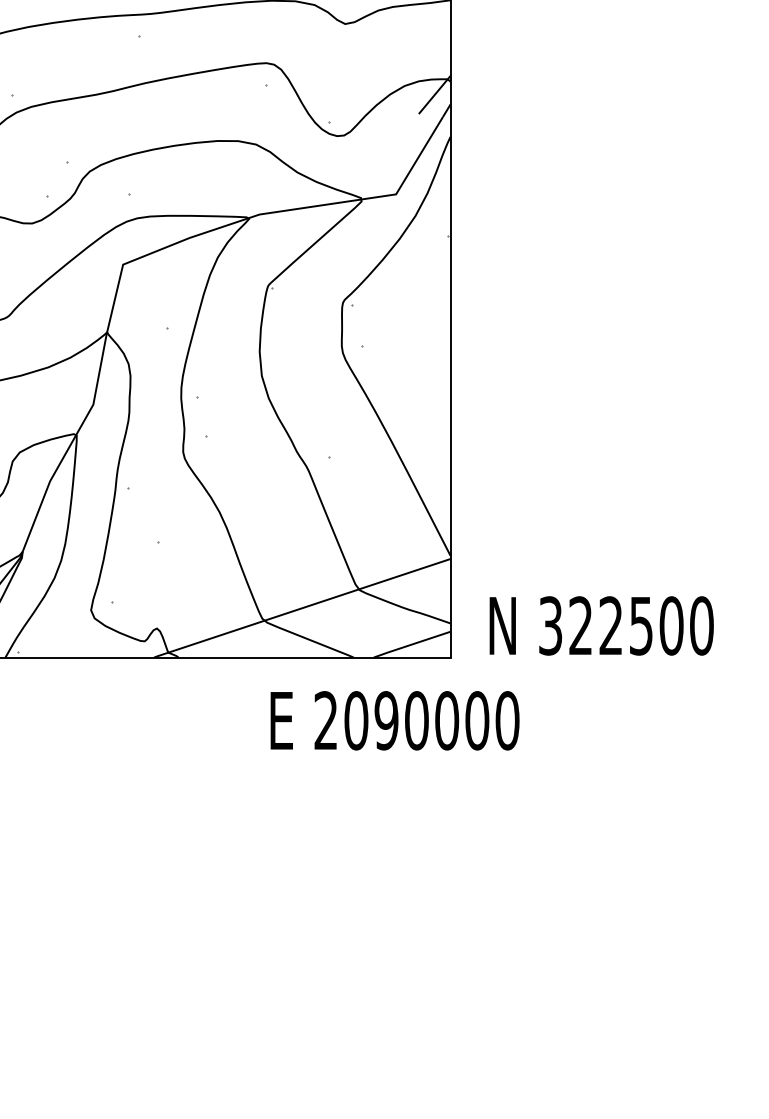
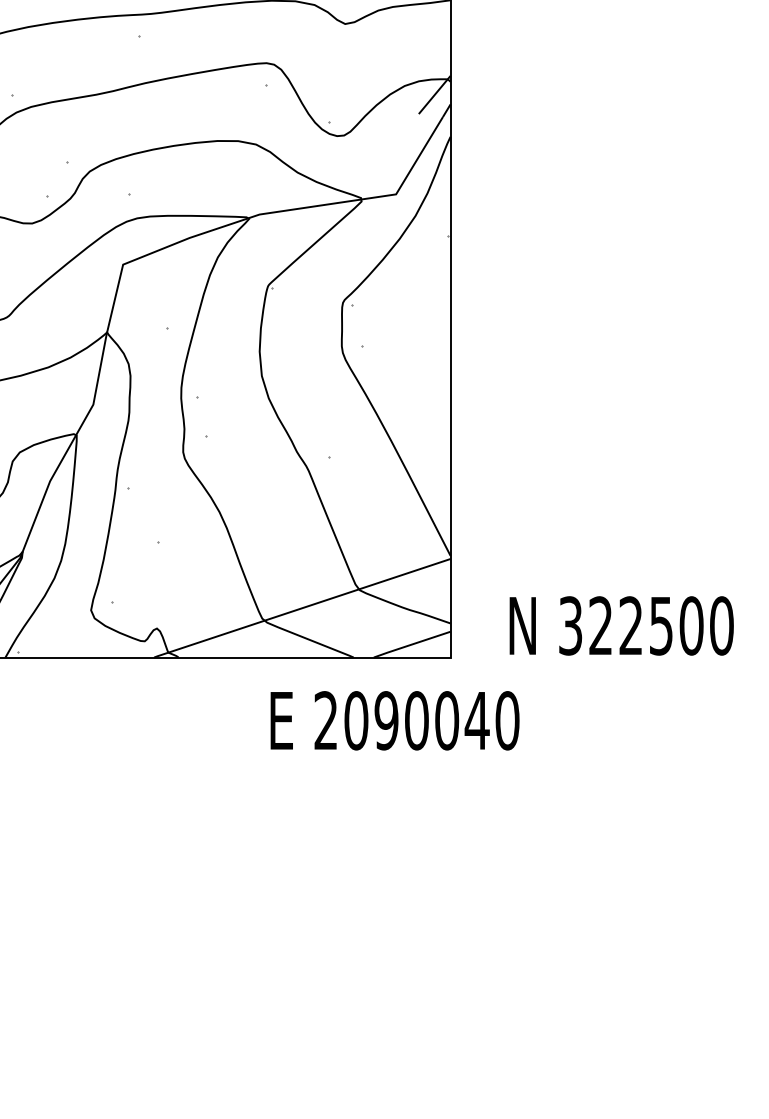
text position: (601, 625) -> (621, 625) (621, 625)
text: 2090000 -> 2090040 (476, 720)
